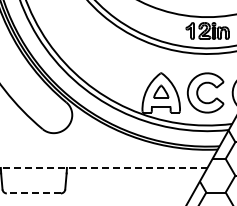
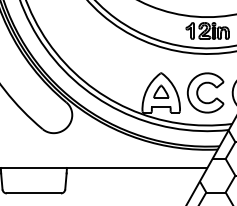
line: dashed -> solid (104, 167)
line: dashed -> solid (33, 193)
